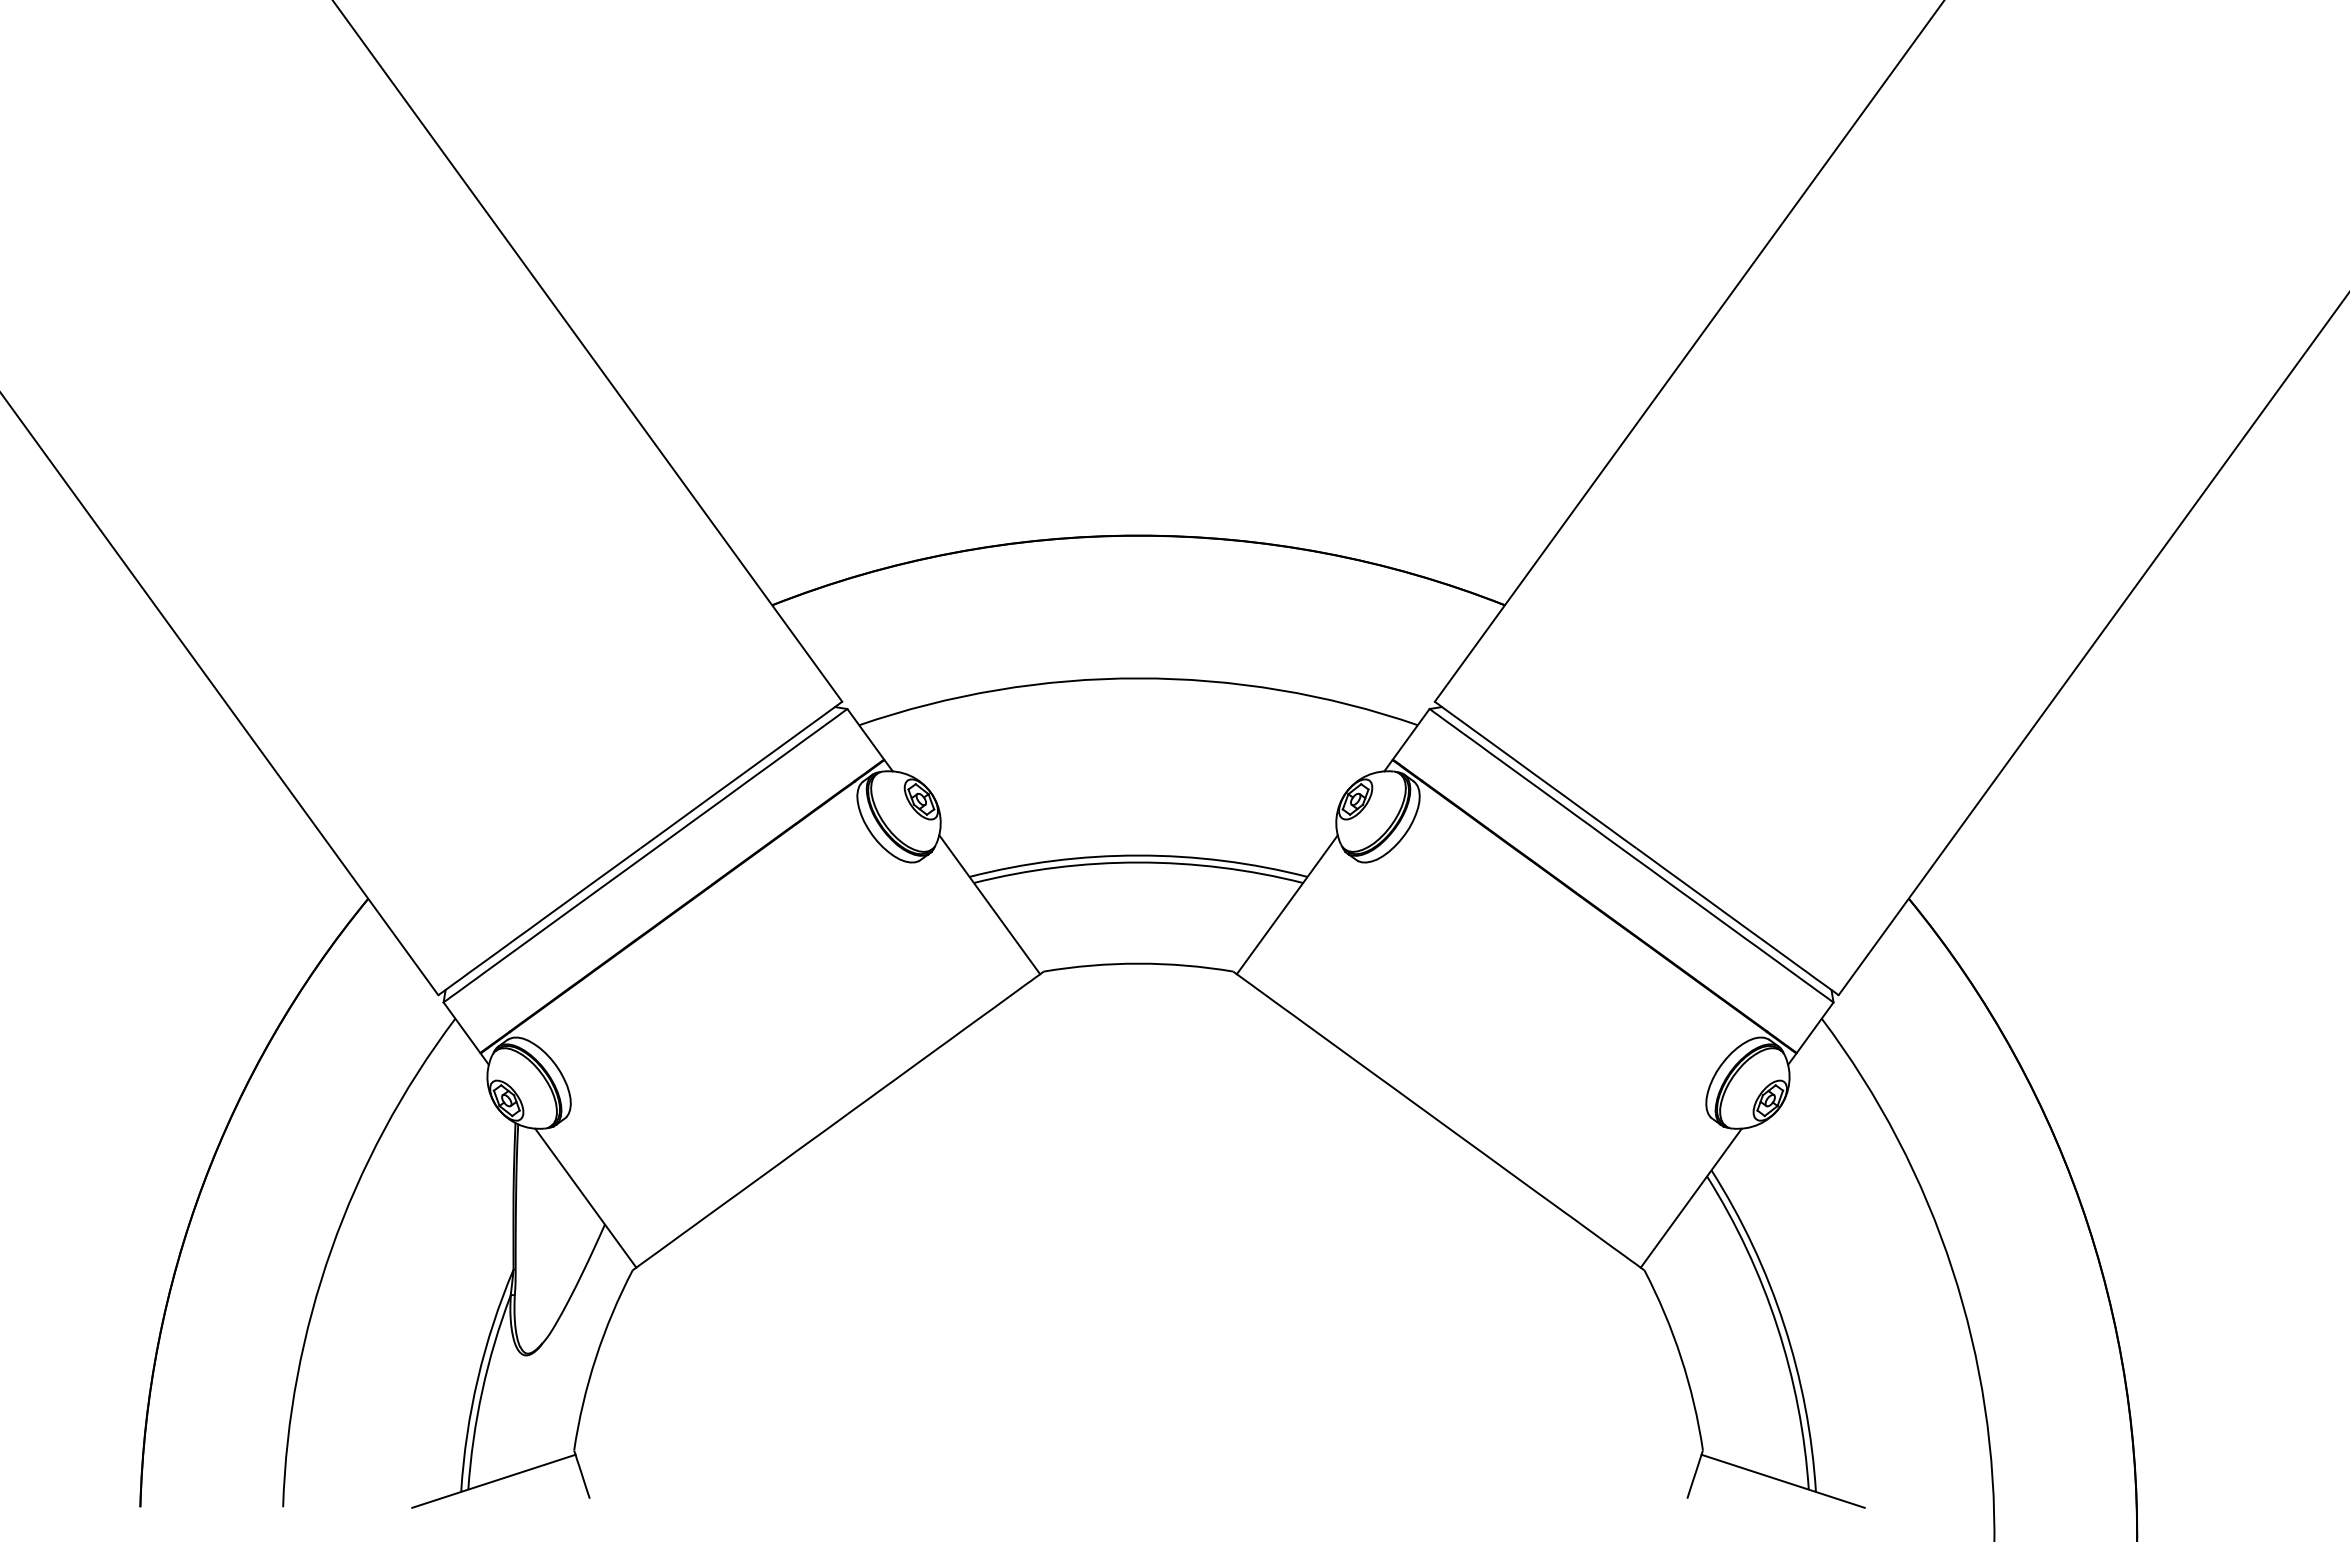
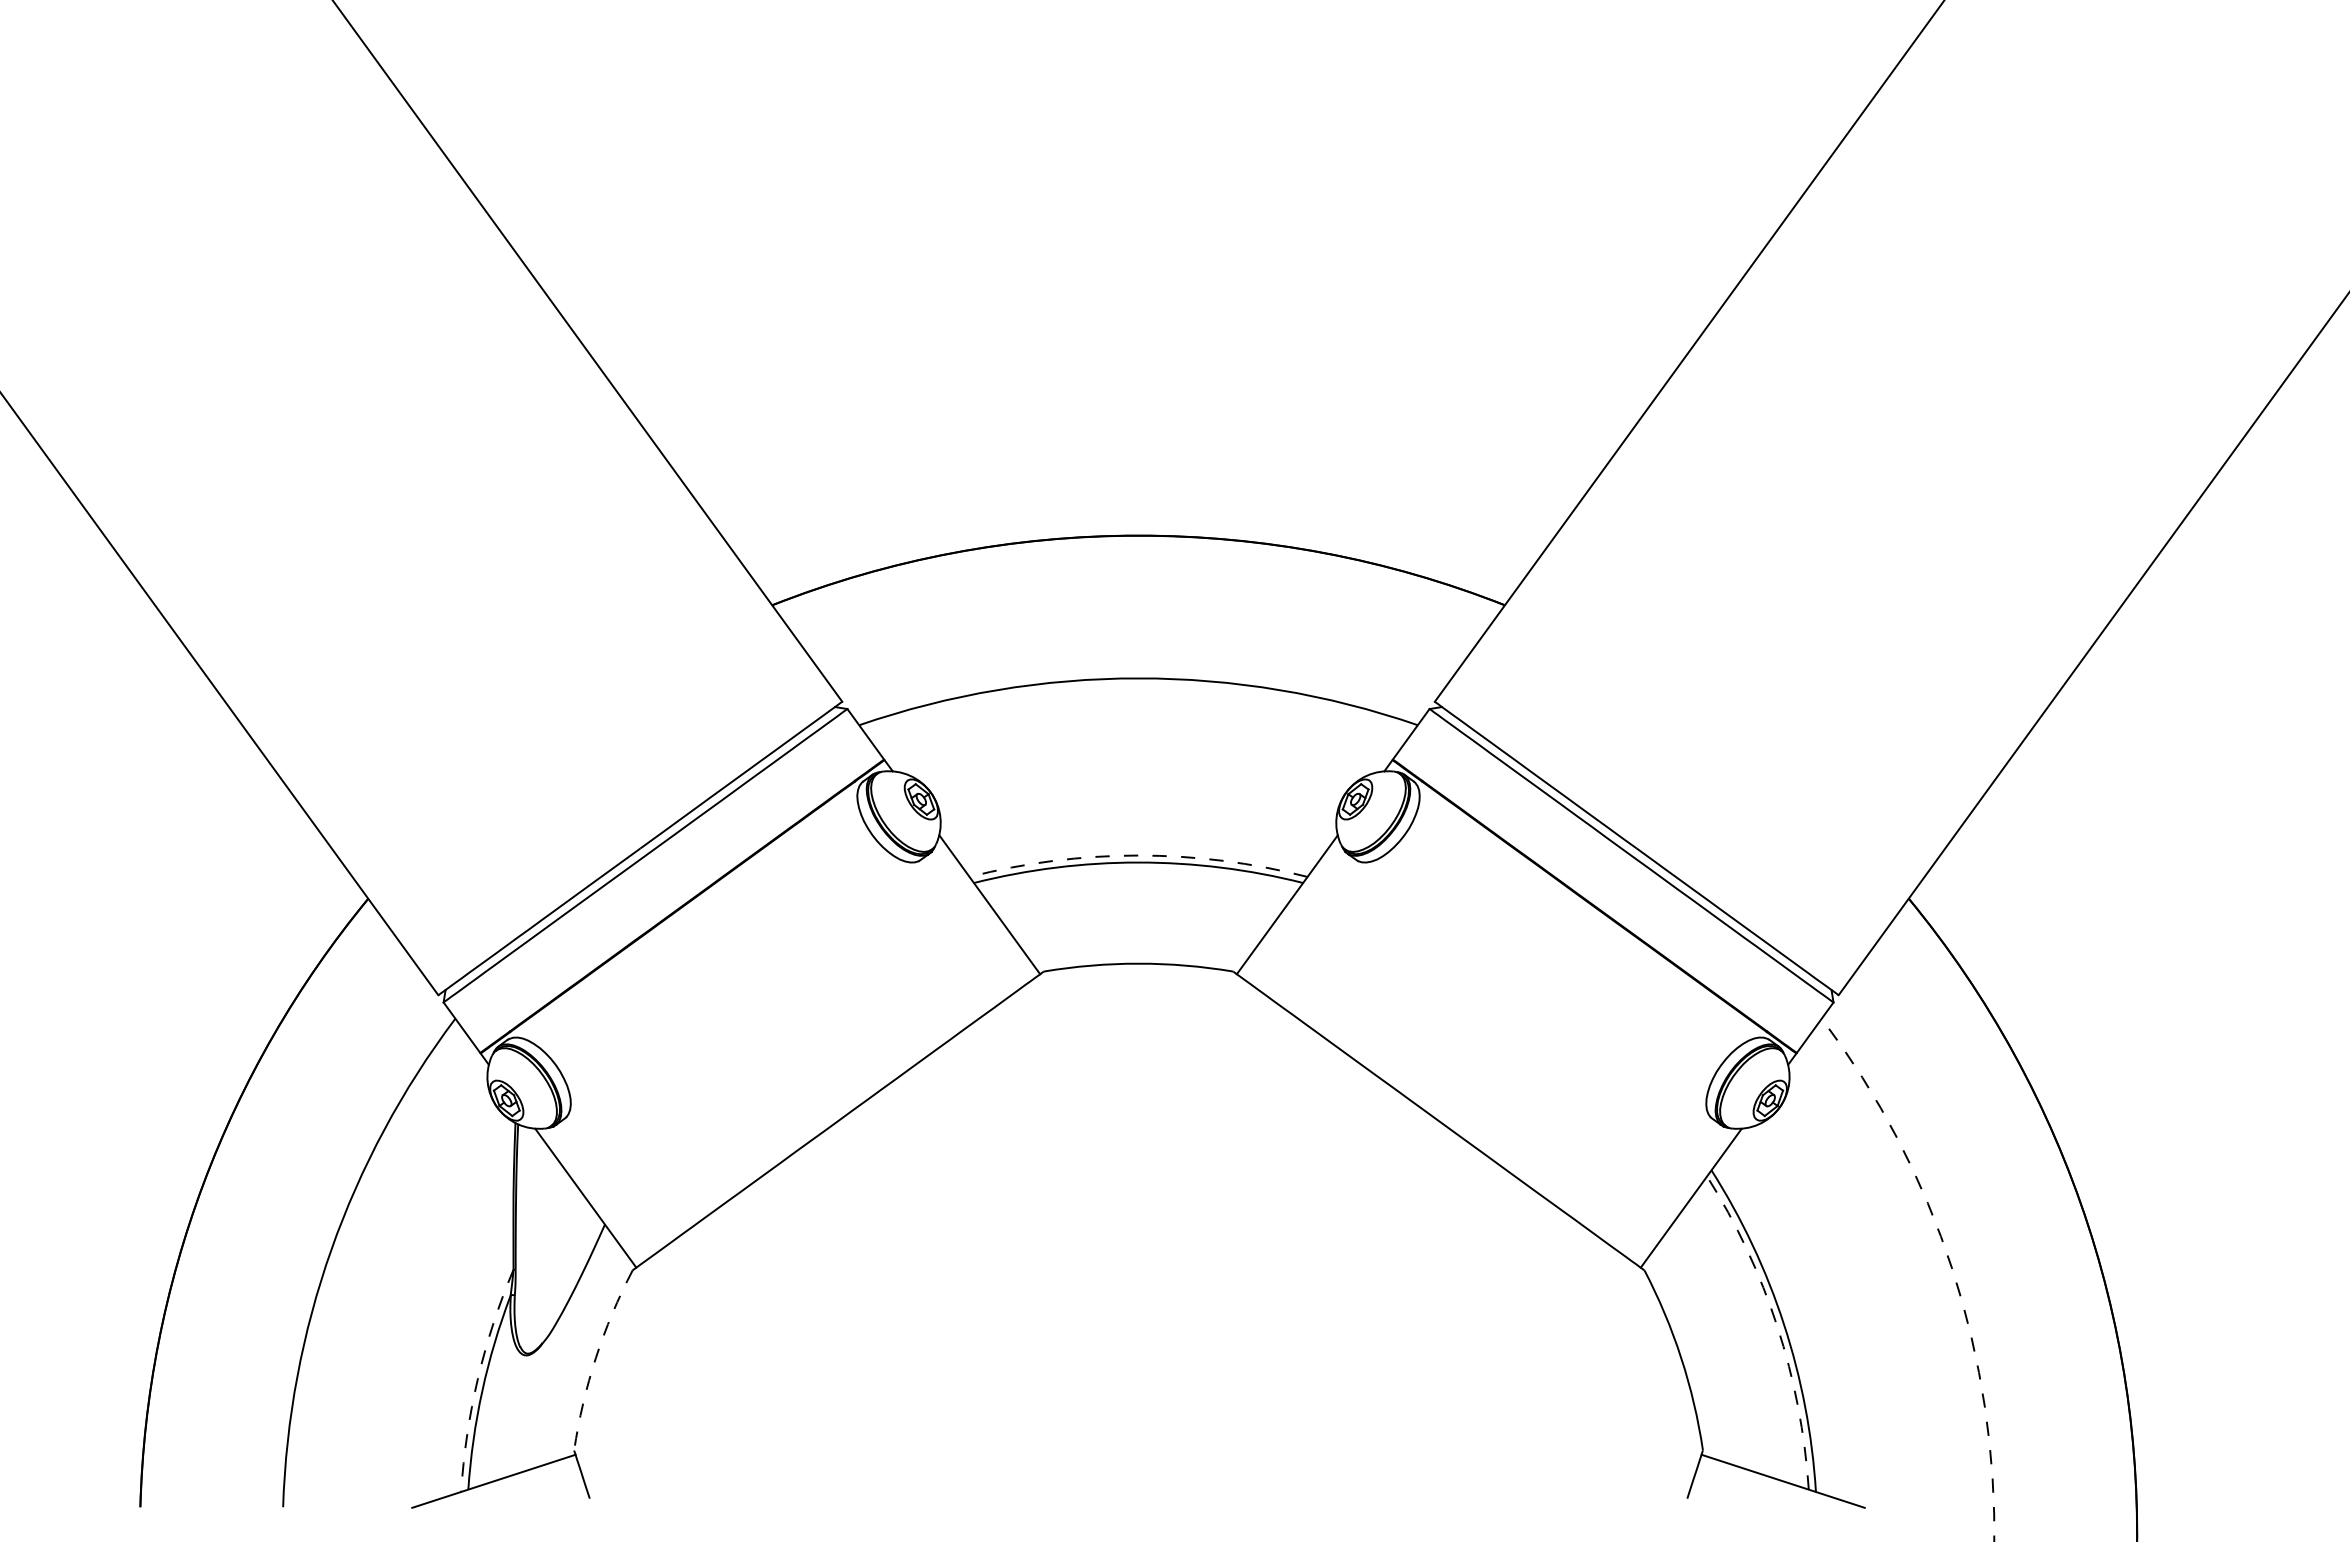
arc: solid -> dashed (1138, 855)
arc: solid -> dashed (1951, 1266)
arc: solid -> dashed (1777, 1326)
arc: solid -> dashed (595, 1357)
arc: solid -> dashed (477, 1378)
